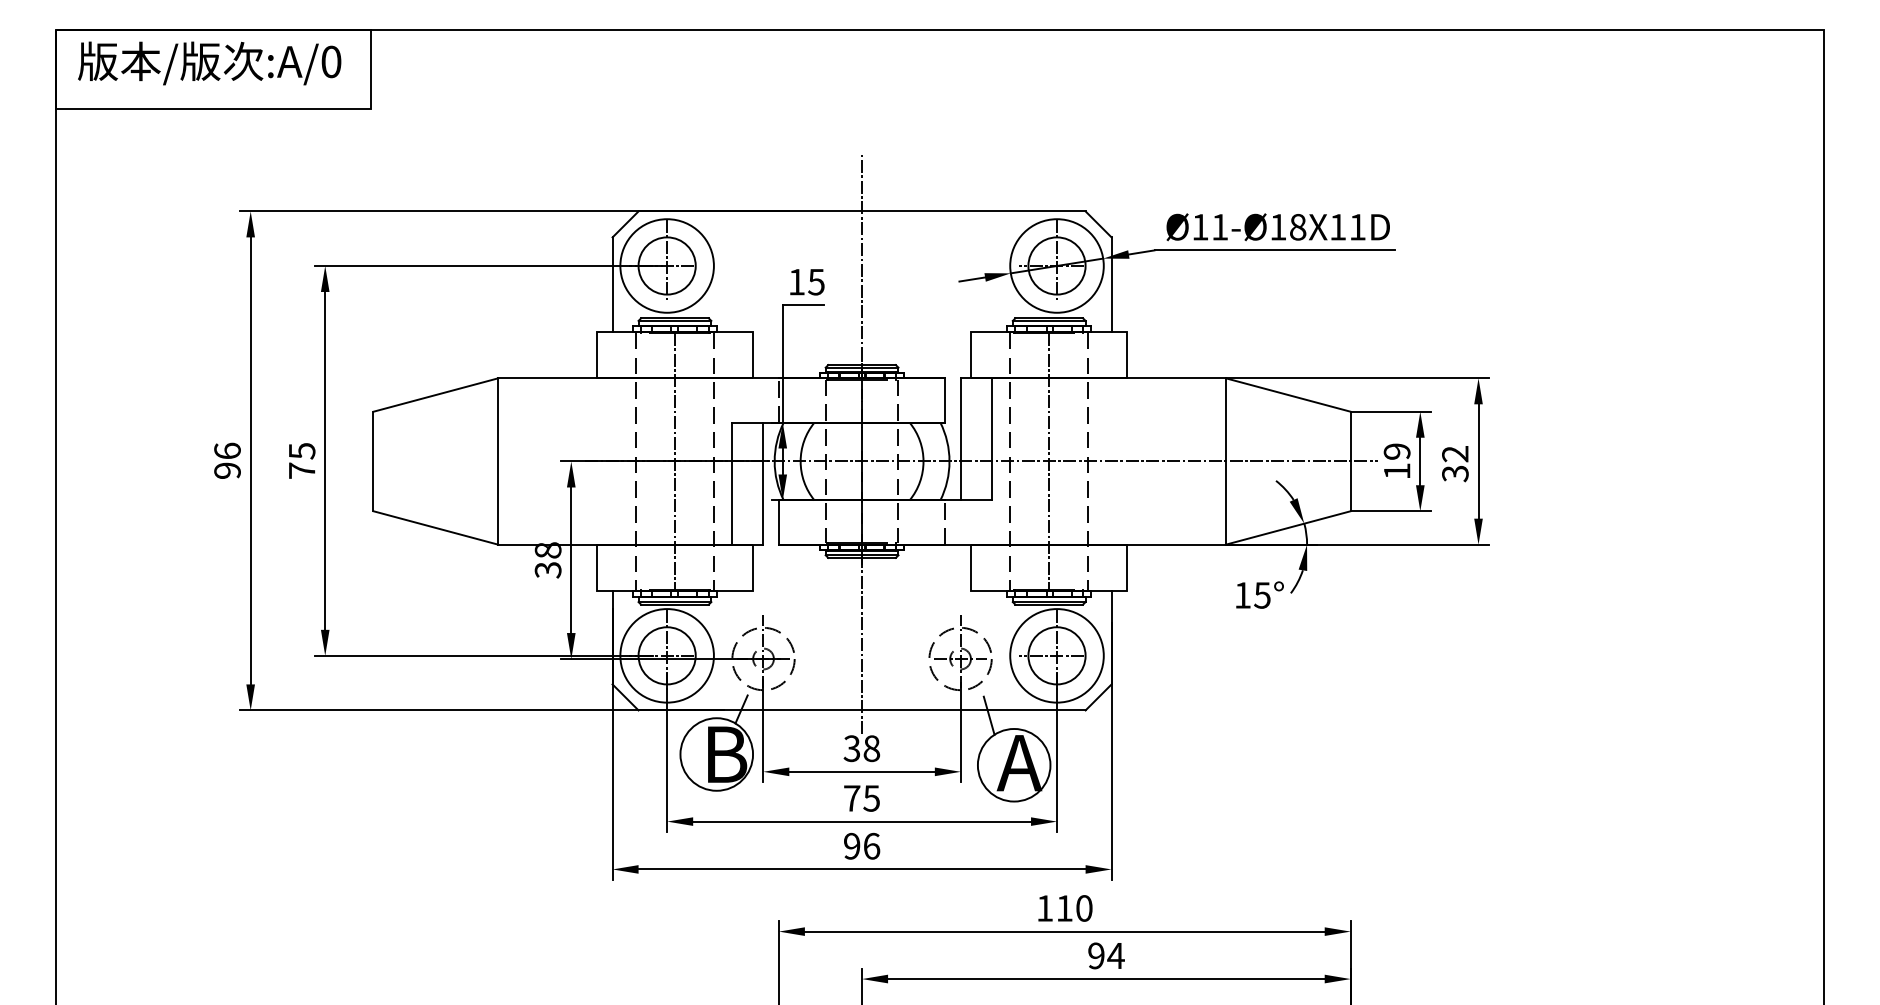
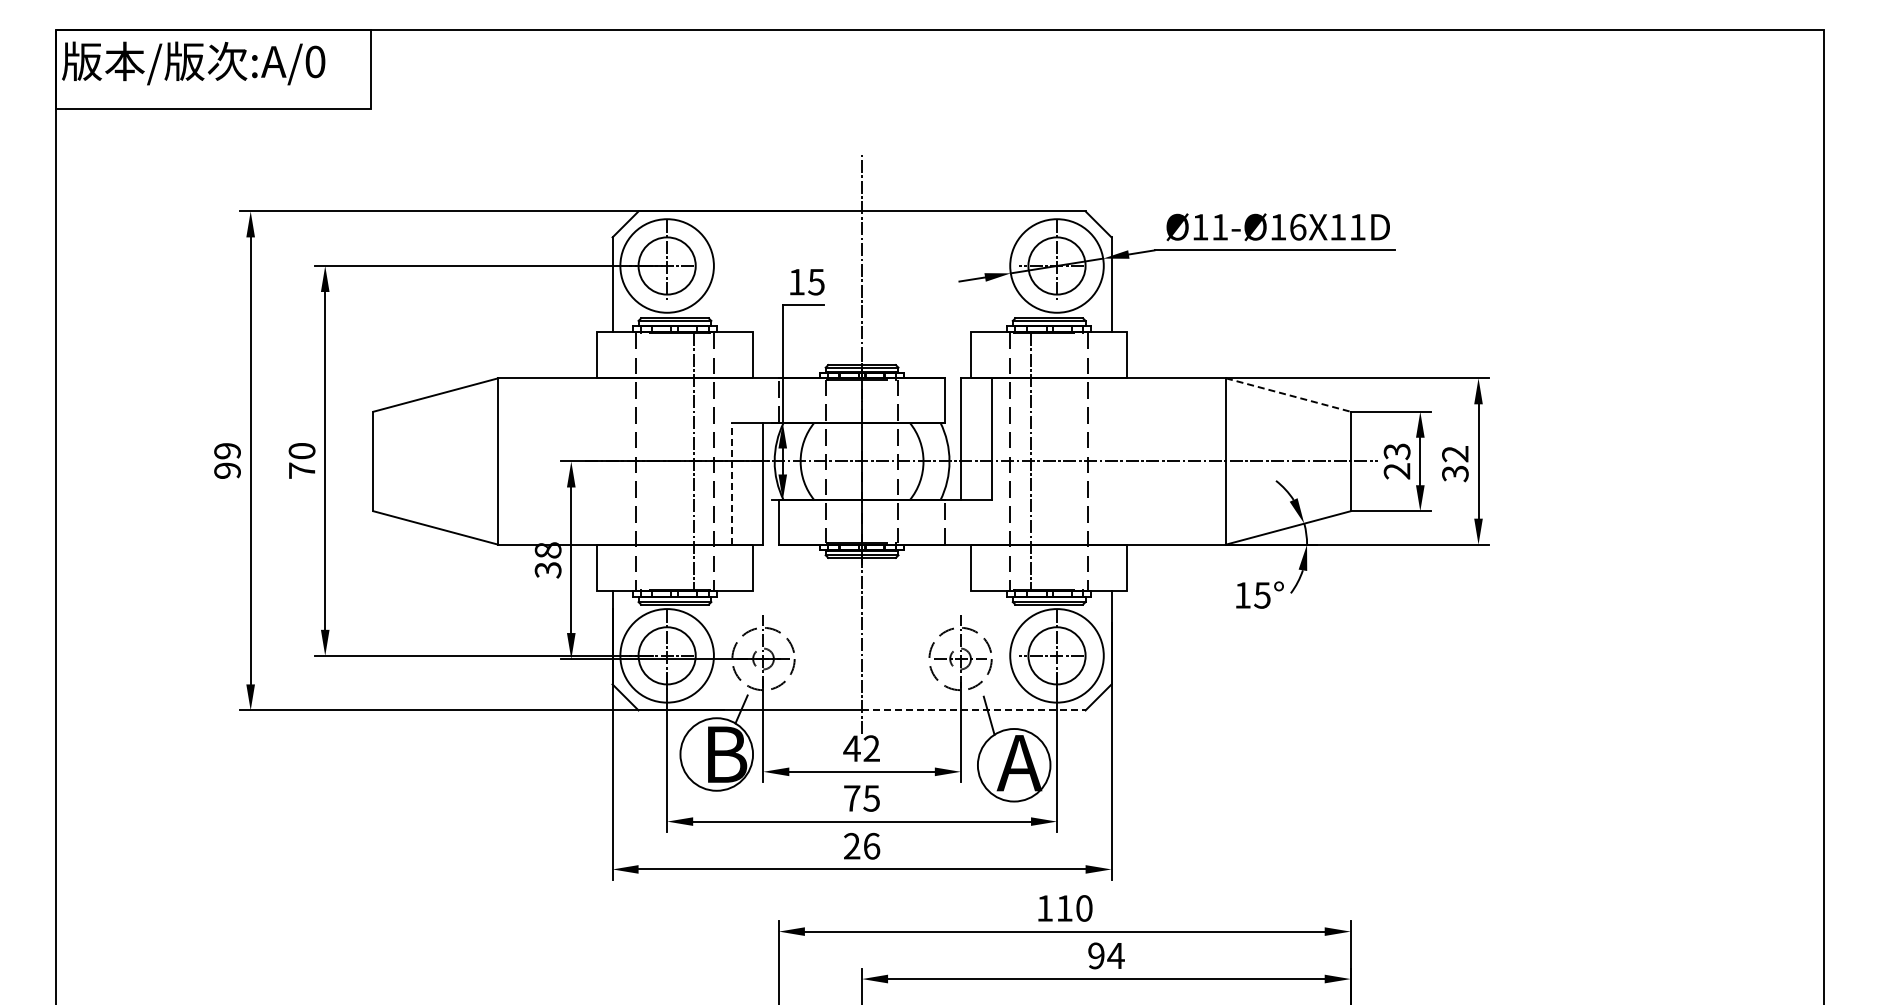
text position: (209, 63) -> (193, 63) (193, 63)
text: Ø11-Ø18X11D -> Ø11-Ø16X11D (1298, 226)
line: solid -> dashed (1288, 395)
text: 96 -> 99 (227, 450)
text: 75 -> 70 (301, 451)
line position: (674, 461) -> (693, 461) (693, 461)
line position: (1049, 461) -> (1031, 461) (1031, 461)
text: 19 -> 23 (1396, 461)
line: solid -> dashed (732, 483)
line: solid -> dashed (973, 710)
text: 38 -> 42 (861, 748)
text: 96 -> 26 (852, 846)
